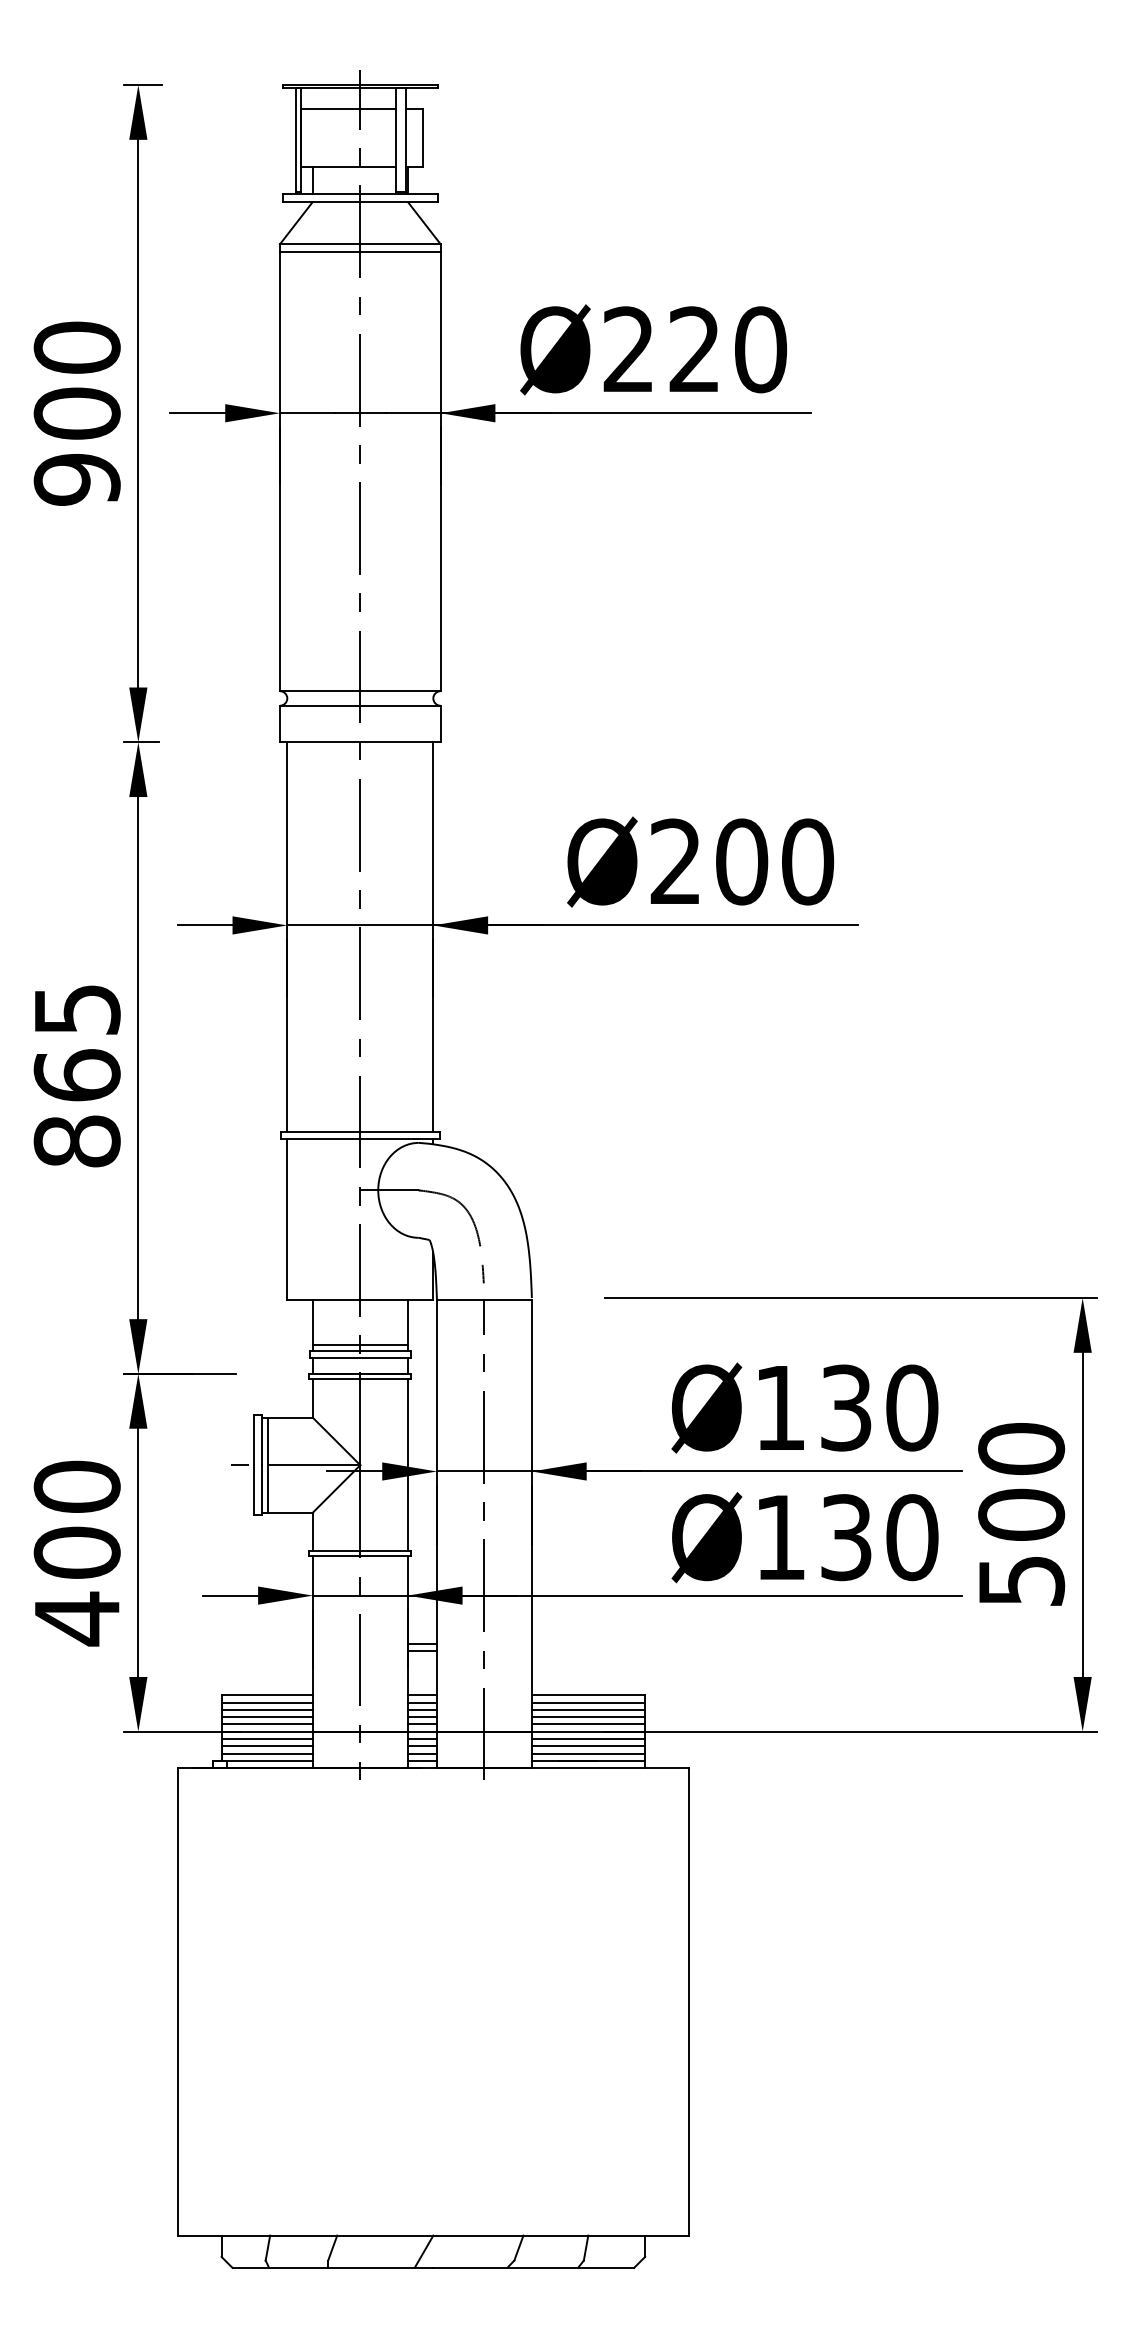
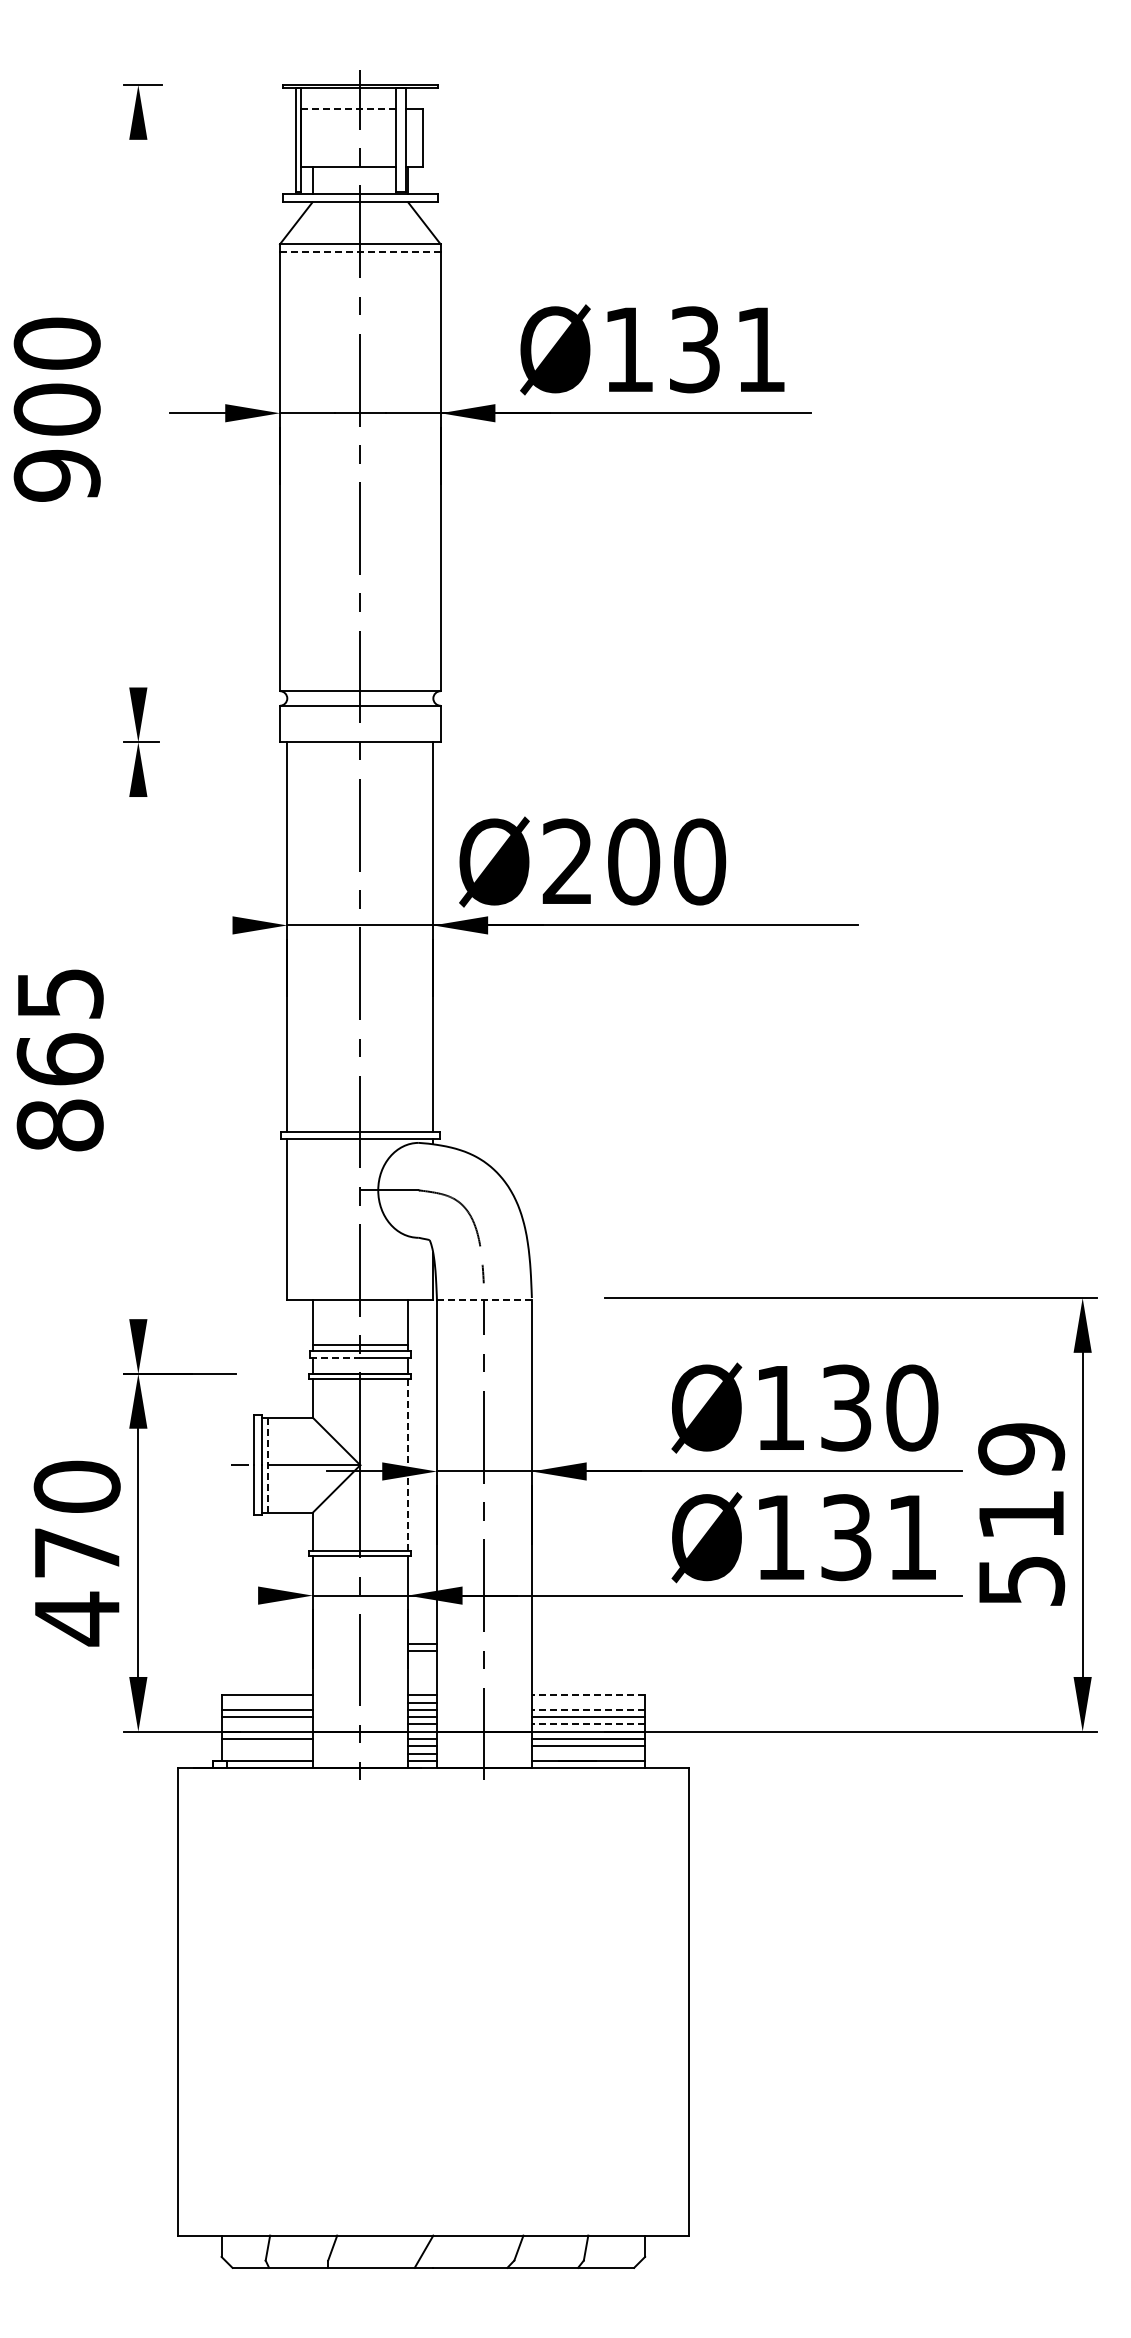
line: solid -> dashed (348, 108)
line: solid -> dashed (360, 251)
text: Ø220 -> Ø131 (695, 349)
text position: (76, 413) -> (56, 409) (56, 409)
line: present -> none (138, 413)
text position: (700, 861) -> (592, 861) (592, 861)
line: present -> none (204, 925)
line: present -> none (138, 1058)
text position: (76, 1076) -> (59, 1060) (59, 1060)
line: solid -> dashed (484, 1299)
line: solid -> dashed (335, 1358)
line: solid -> dashed (268, 1465)
line: solid -> dashed (407, 1465)
text: 500 -> 519 (1021, 1481)
text: Ø130 -> Ø131 (912, 1537)
text: 400 -> 470 (76, 1552)
line: present -> none (230, 1595)
line: solid -> dashed (588, 1695)
line: present -> none (266, 1702)
line: present -> none (588, 1702)
line: solid -> dashed (588, 1709)
line: present -> none (266, 1724)
line: solid -> dashed (588, 1724)
line: present -> none (266, 1746)
line: present -> none (266, 1753)
line: present -> none (588, 1753)
